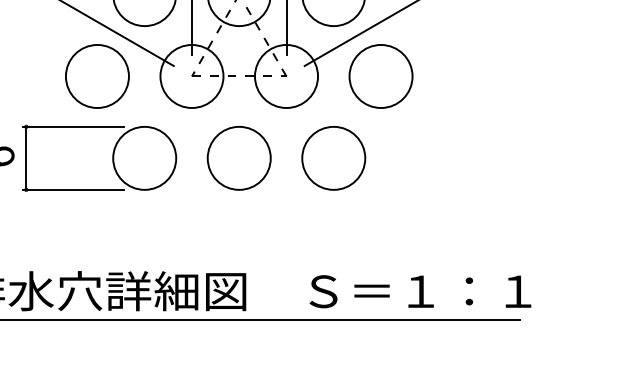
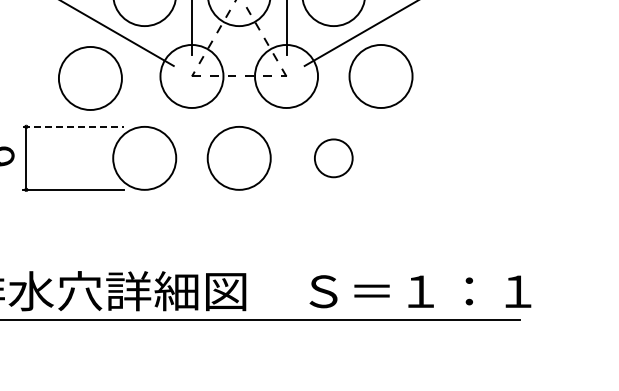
circle position: (97, 76) -> (90, 78) (90, 78)
line: solid -> dashed (73, 126)
circle diameter: 63 px -> 38 px (333, 158)
